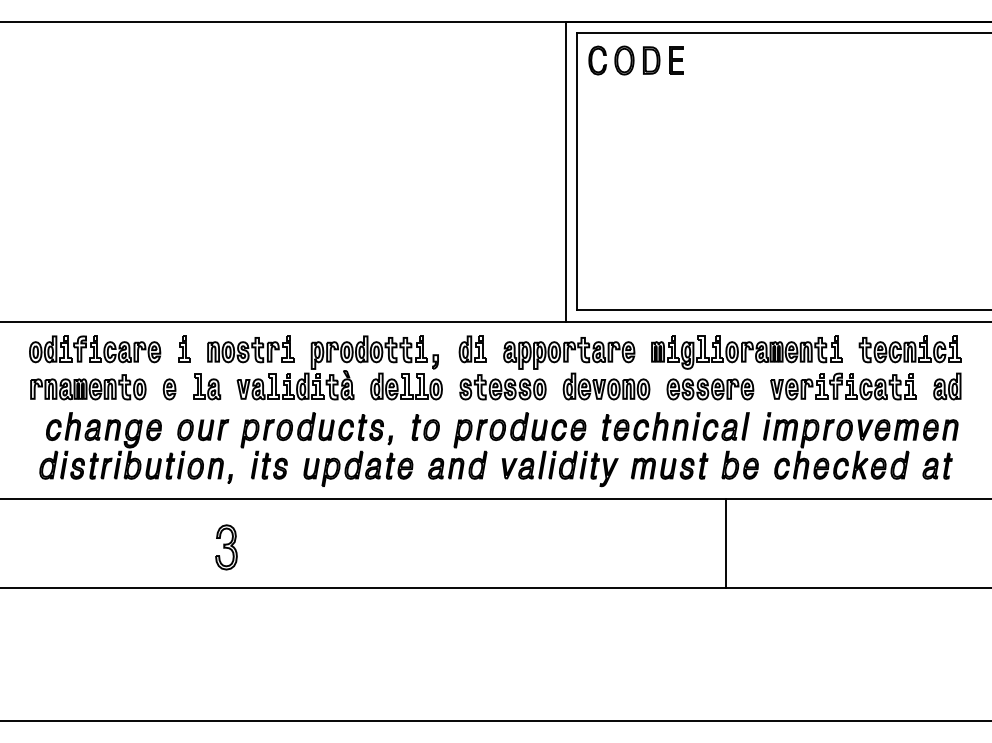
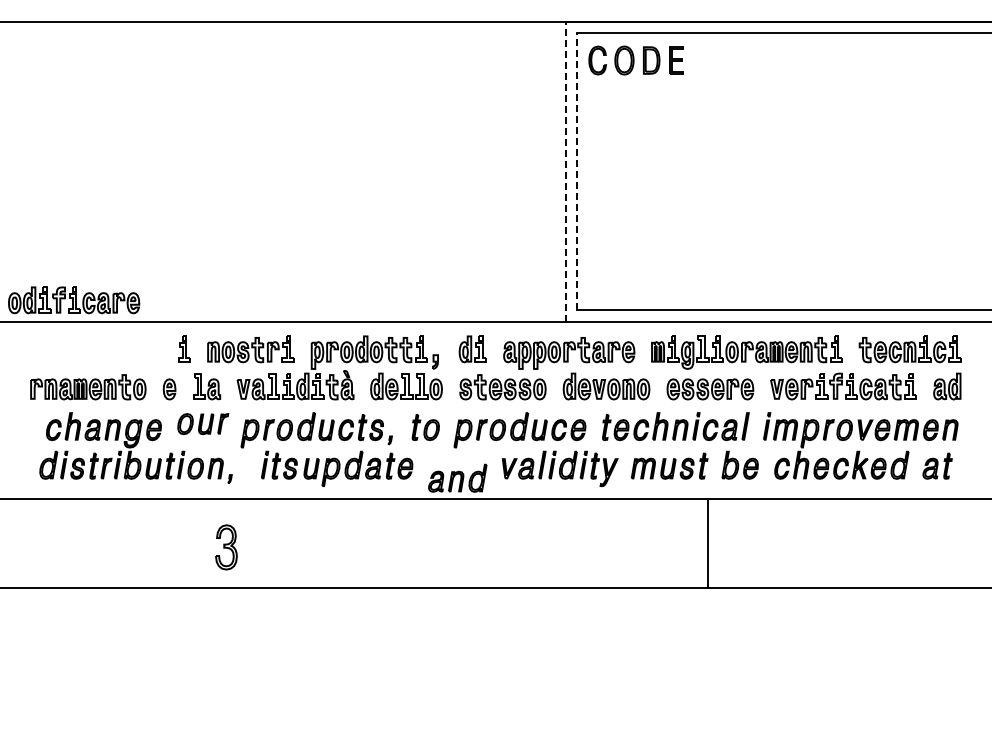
line: solid -> dashed (566, 171)
line: solid -> dashed (577, 171)
part position: (95, 349) -> (74, 300) (74, 300)
part position: (203, 430) -> (203, 424) (203, 424)
part position: (269, 464) -> (279, 464) (279, 464)
part position: (457, 464) -> (457, 477) (457, 477)
line position: (725, 543) -> (707, 543) (707, 543)
line: present -> none (495, 720)
